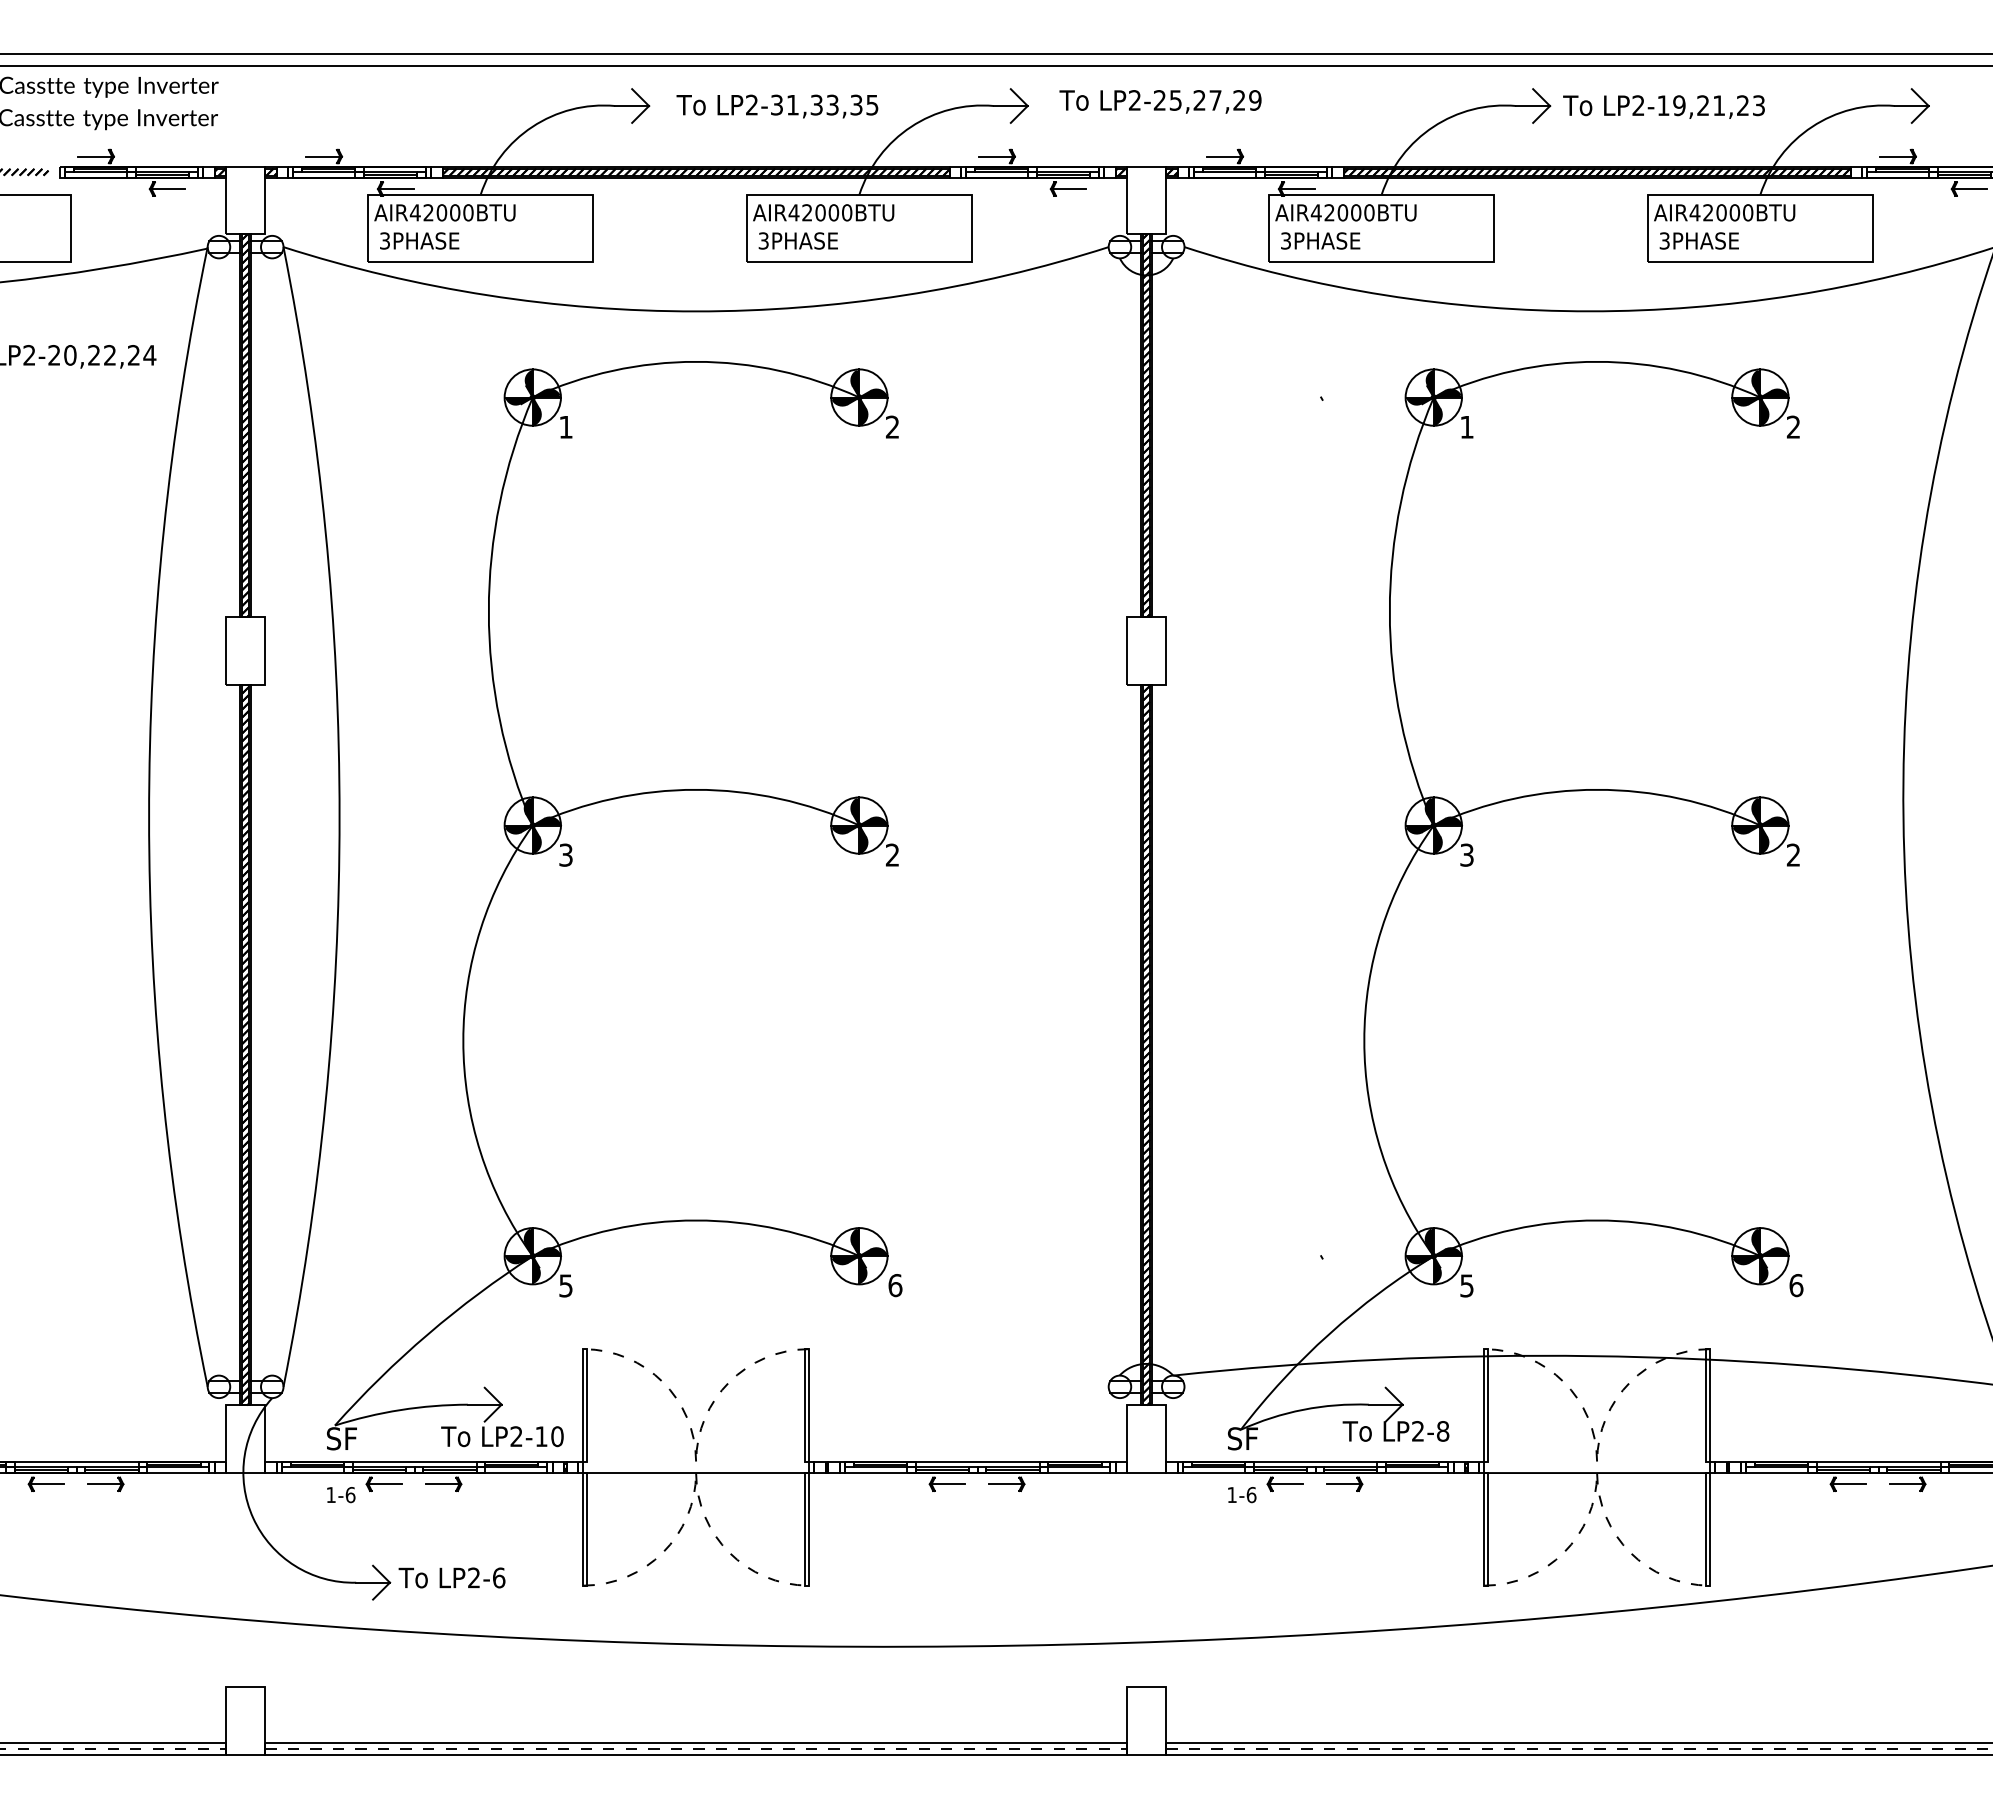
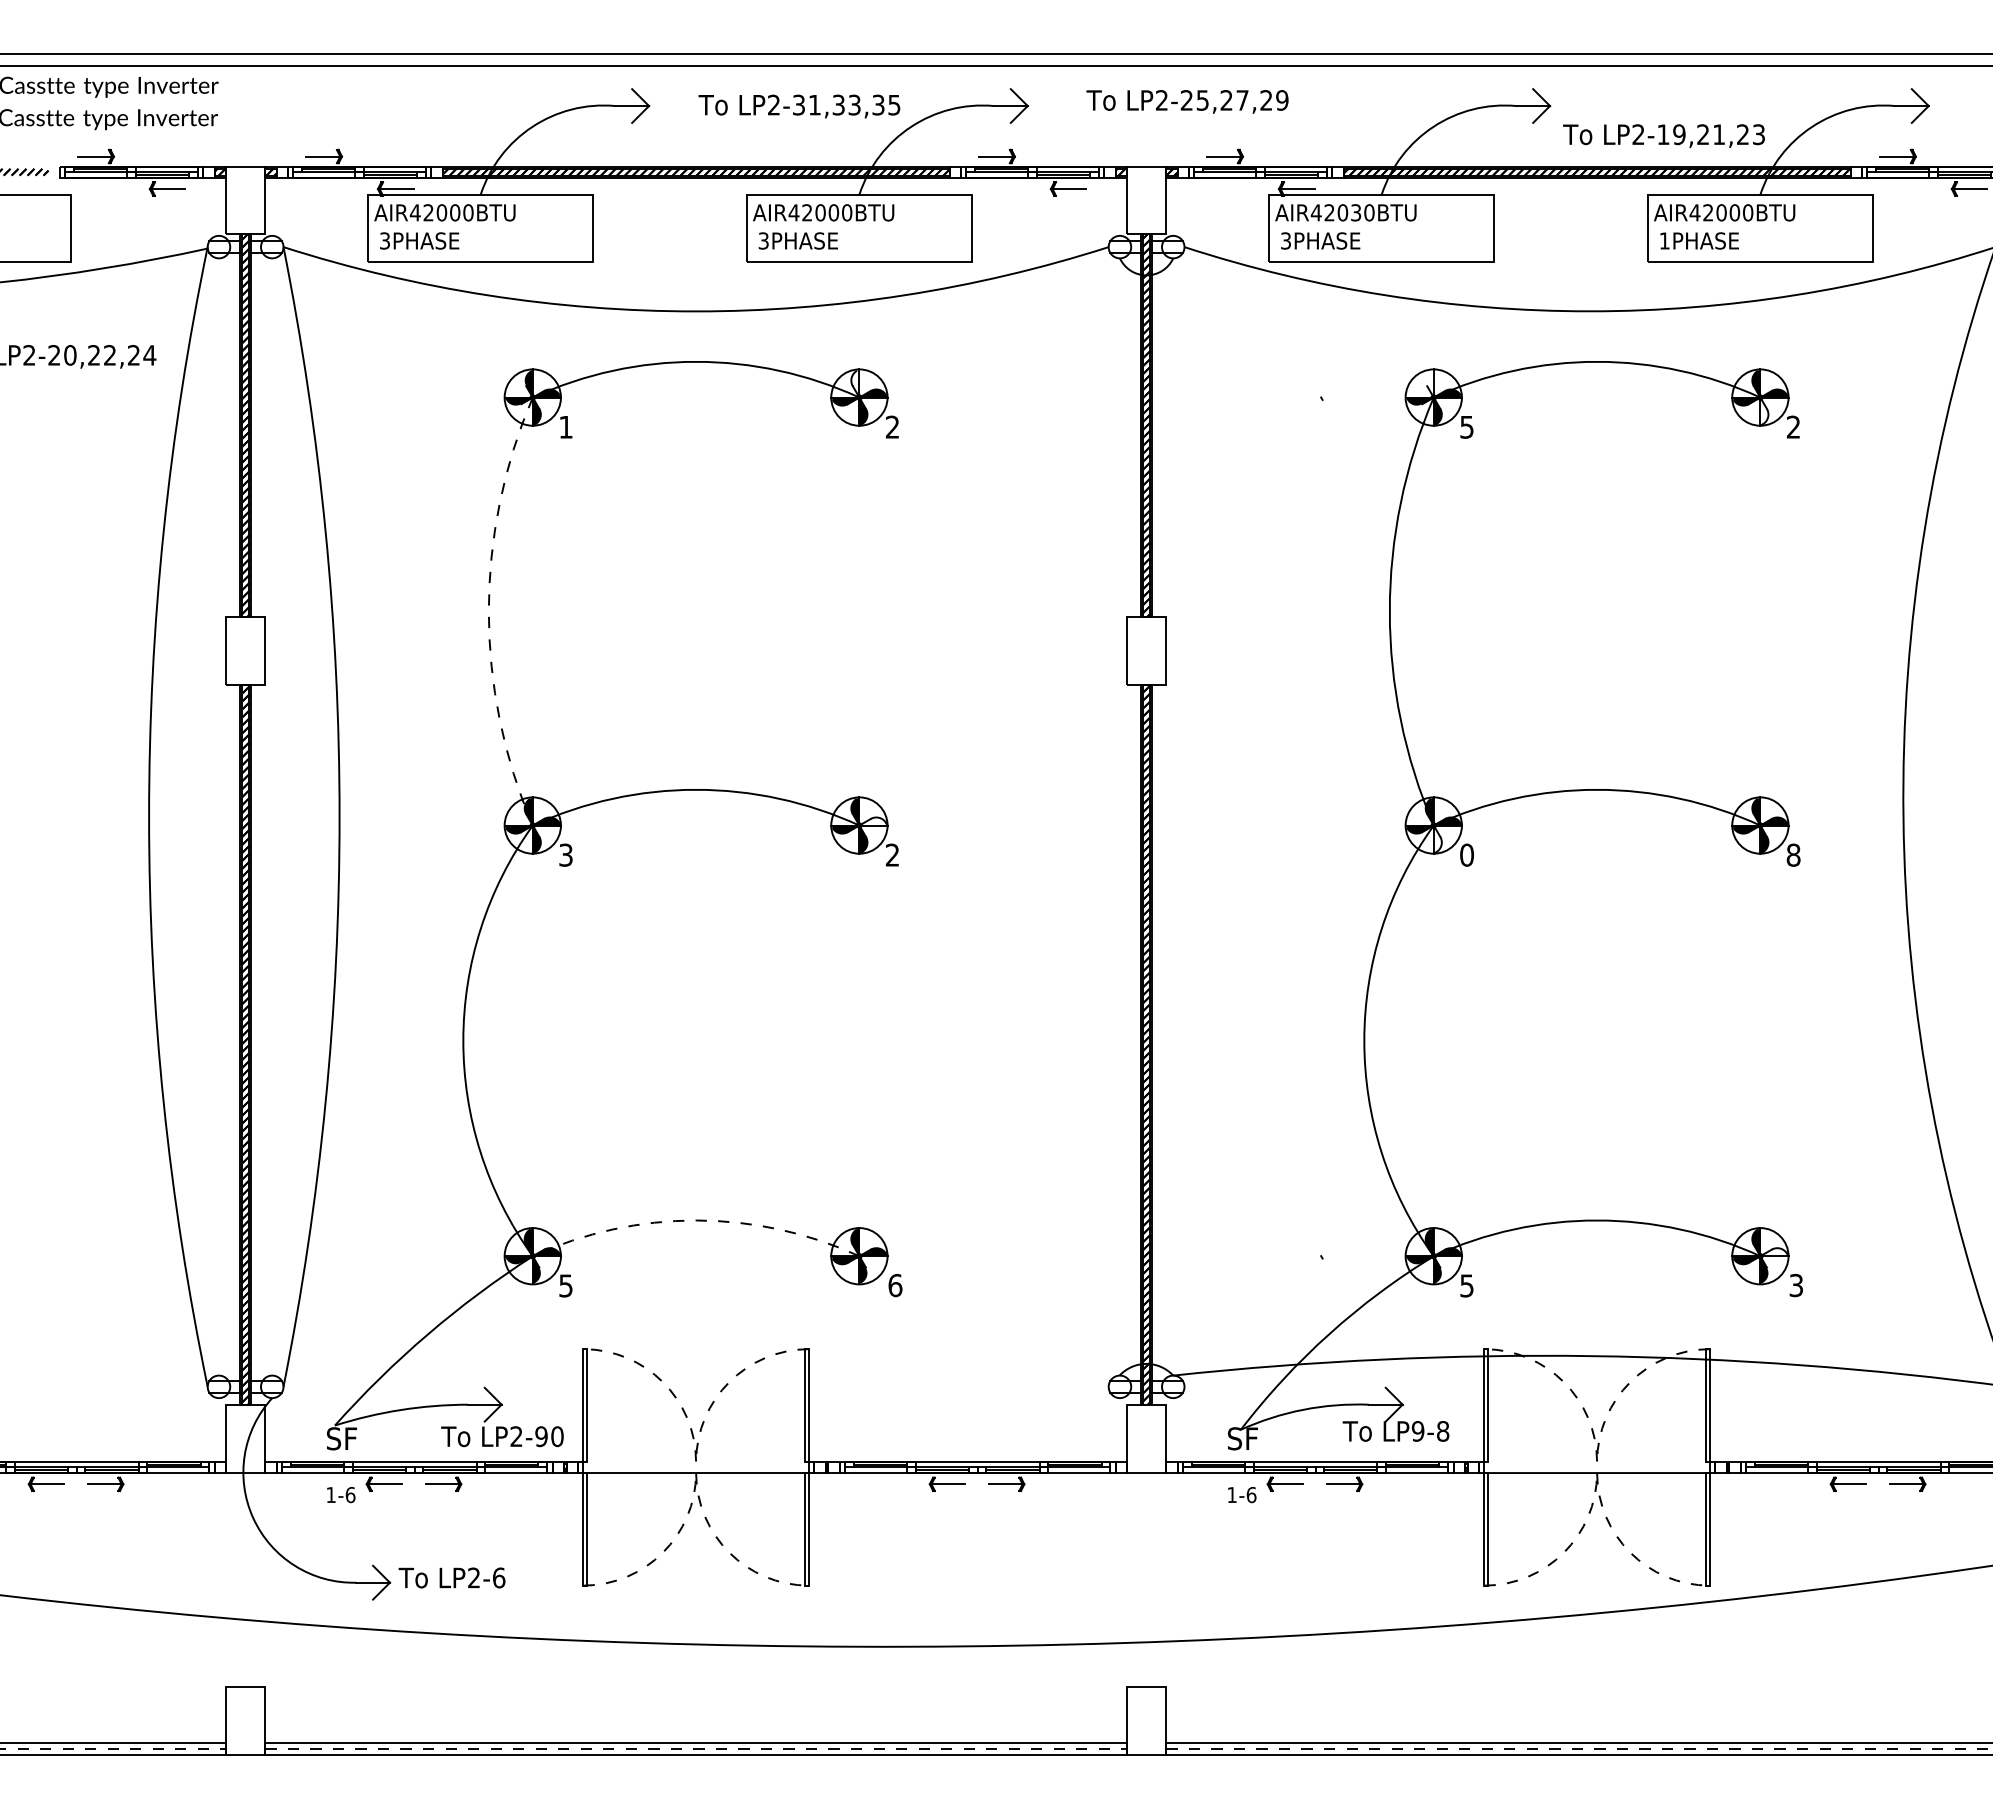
text position: (1160, 101) -> (1187, 101) (1187, 101)
text position: (777, 106) -> (799, 106) (799, 106)
text position: (1663, 106) -> (1663, 135) (1663, 135)
text: AIR42000BTU -> AIR42030BTU (1356, 212)
text: 3PHASE -> 1PHASE (1664, 240)
fill: present -> none (855, 382)
fill: present -> none (1429, 382)
fill: present -> none (1764, 412)
text: 1 -> 5 (1466, 427)
arc: solid -> dashed (488, 611)
fill: present -> none (874, 821)
fill: present -> none (1437, 840)
text: 3 -> 0 (1466, 854)
text: 2 -> 8 (1793, 854)
arc: solid -> dashed (696, 1220)
fill: present -> none (1775, 1252)
text: 6 -> 3 (1796, 1285)
text: LP2-8 -> LP9-8 (1417, 1431)
text: LP2-10 -> LP2-90 (541, 1436)
